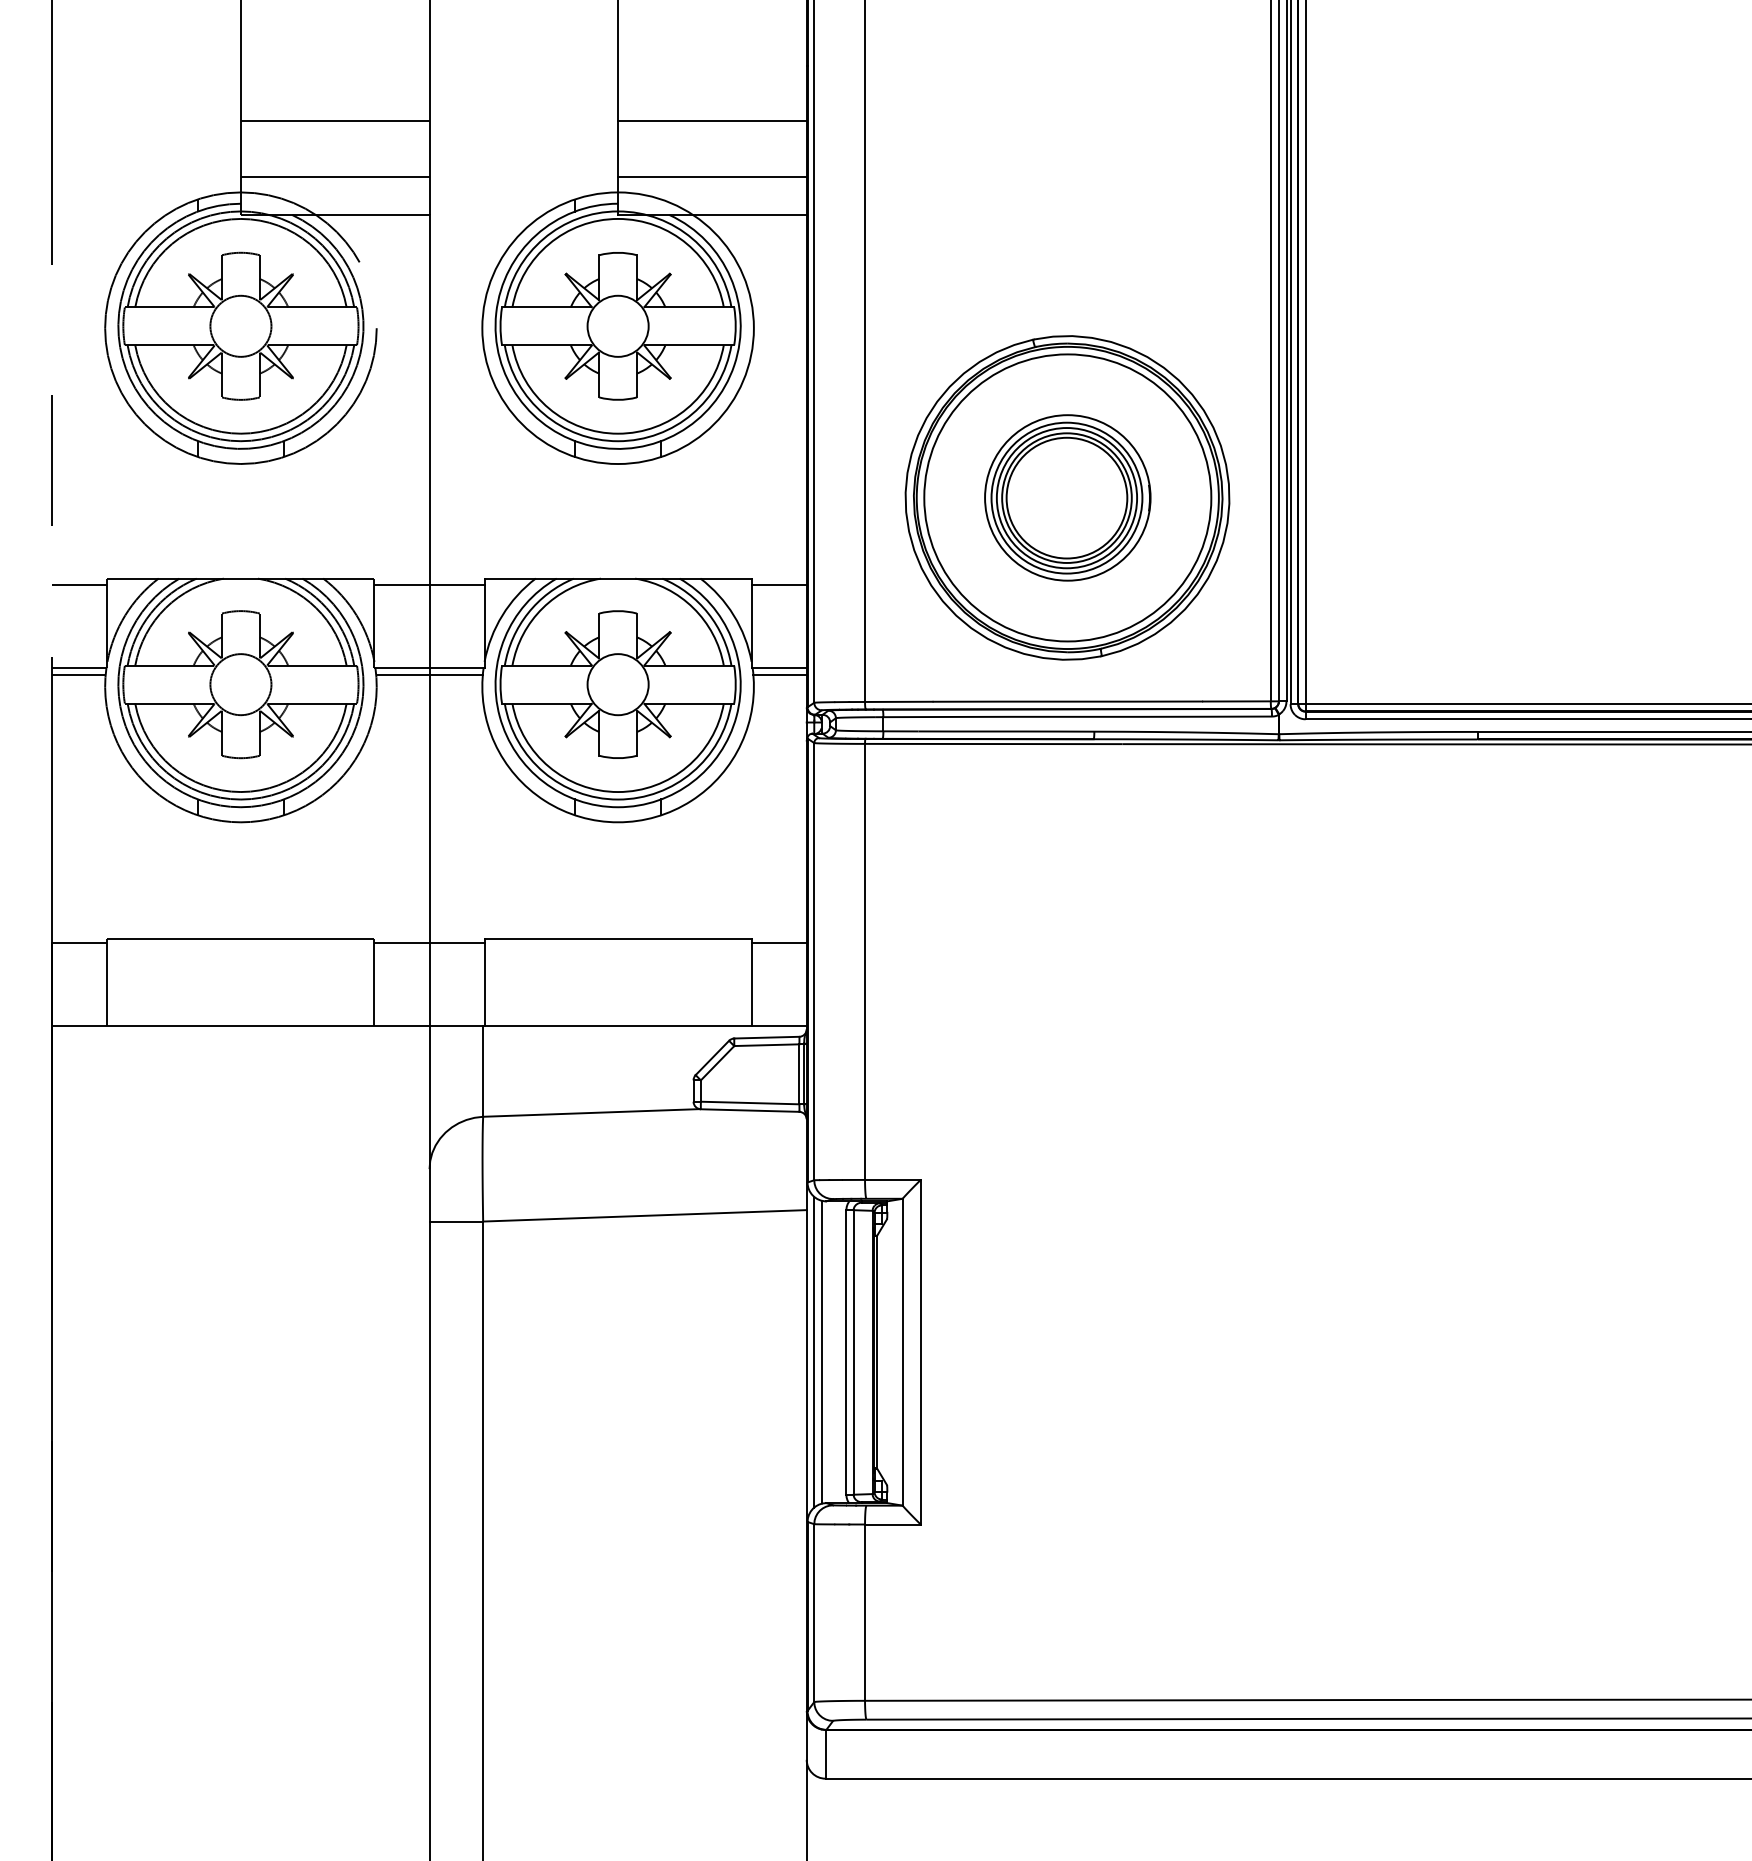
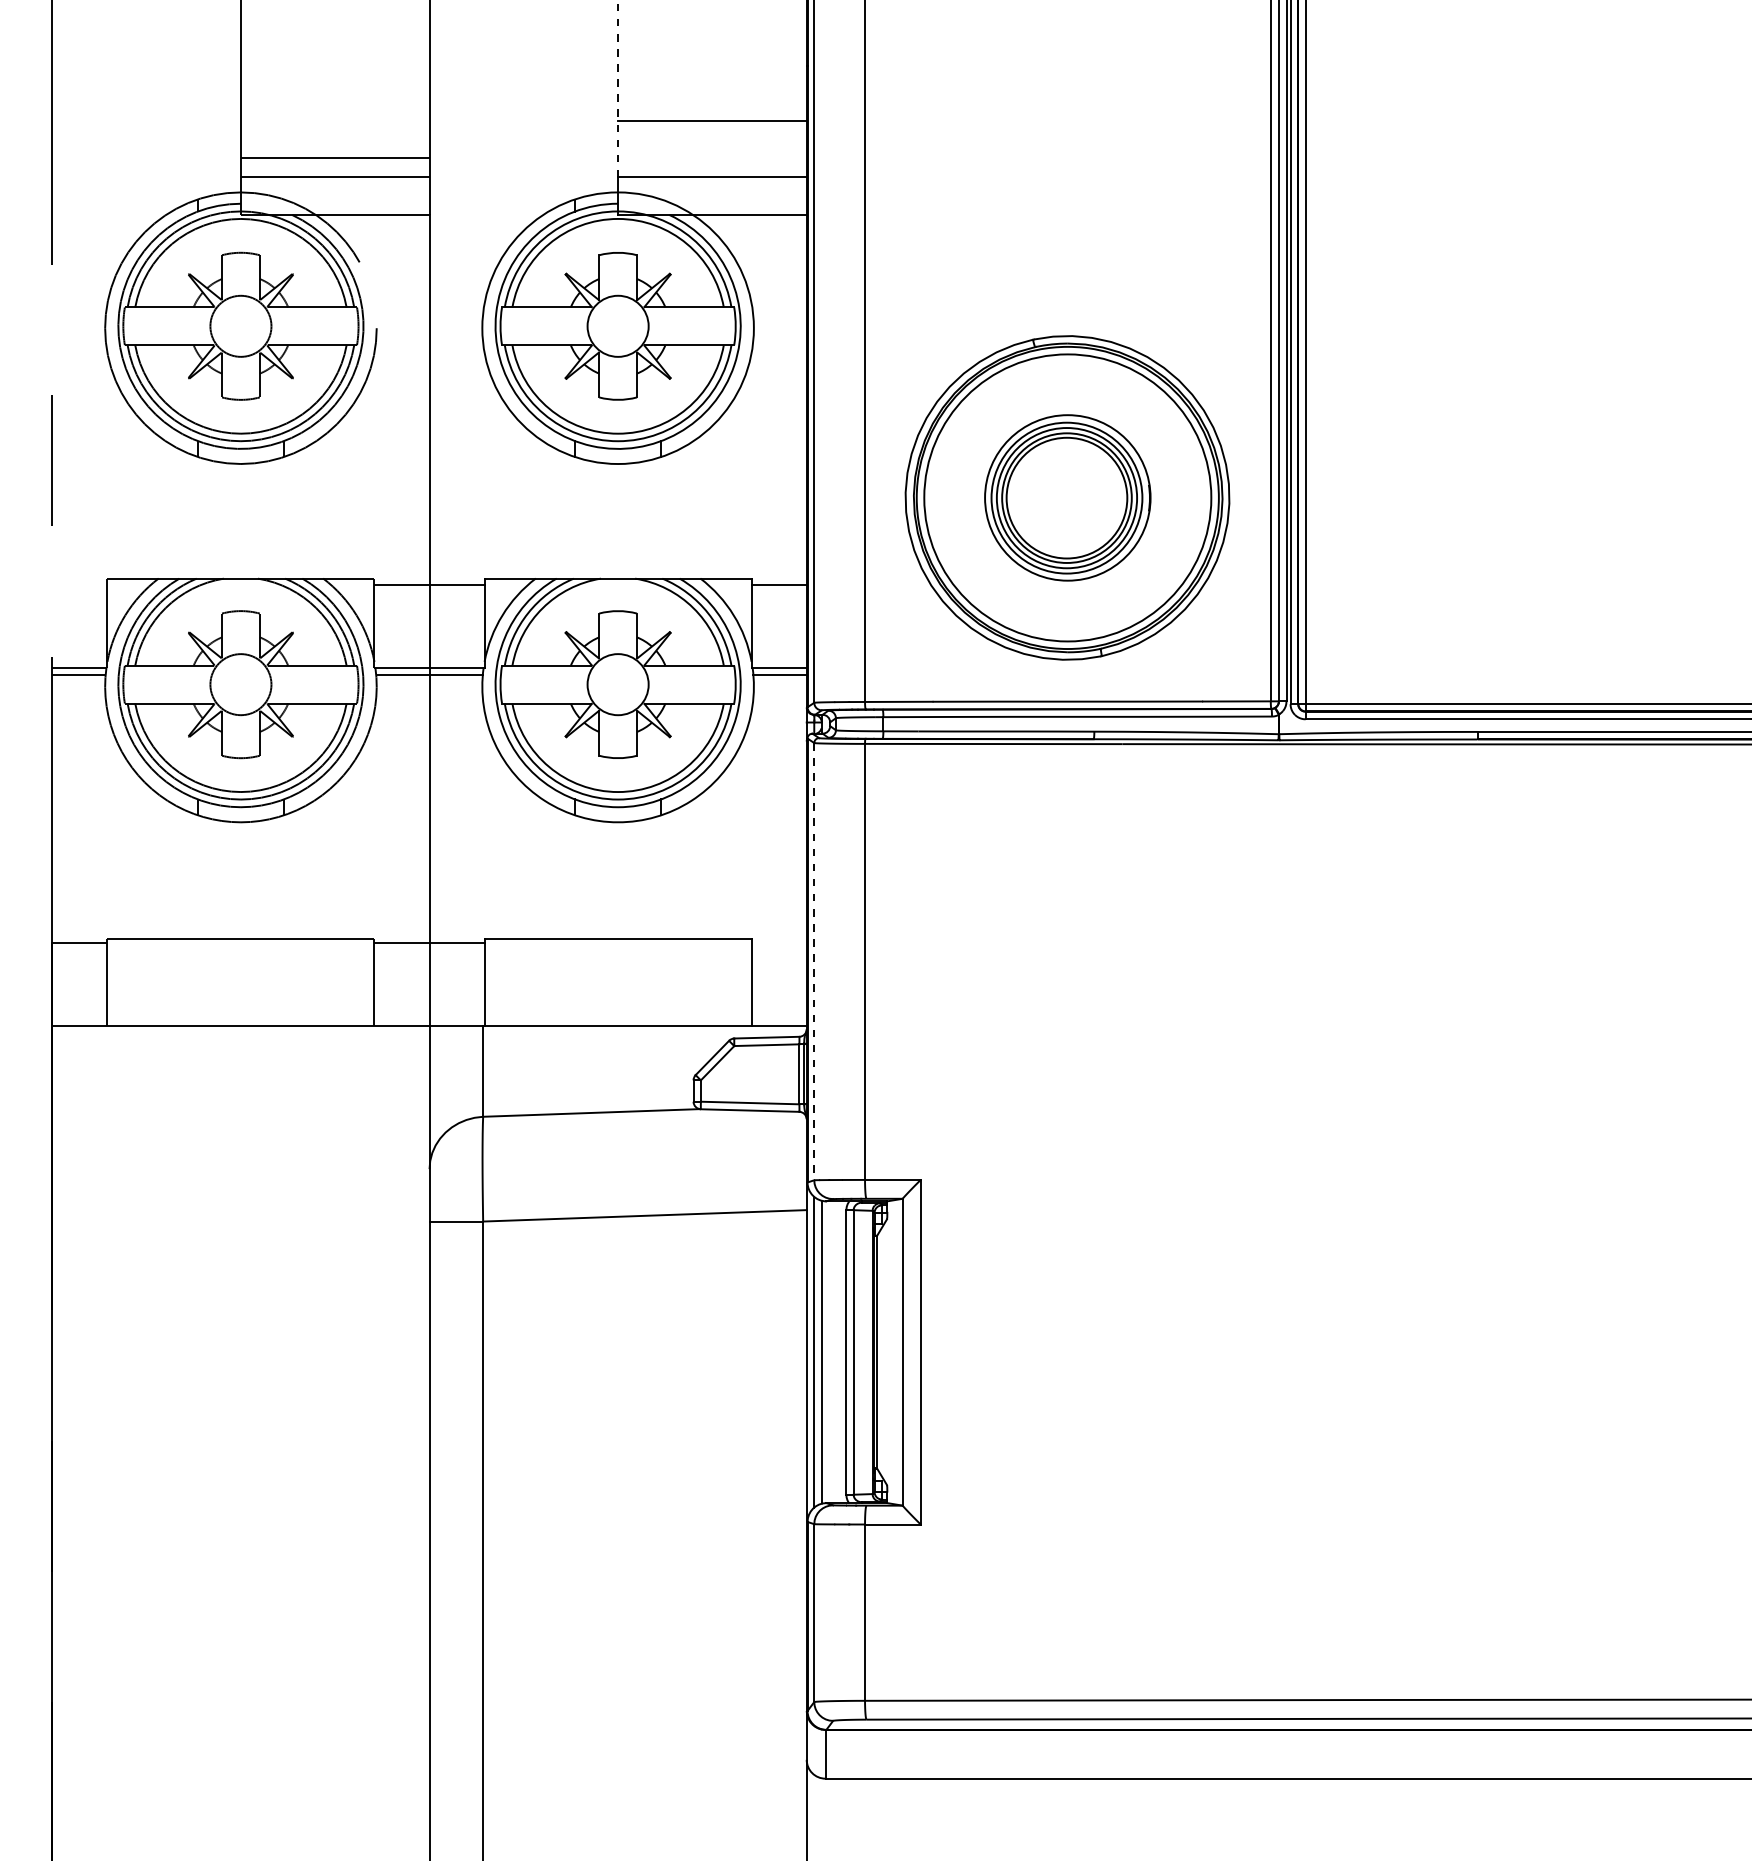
line: solid -> dashed (618, 88)
line position: (334, 120) -> (334, 157) (334, 157)
line: present -> none (79, 584)
line: present -> none (778, 943)
line: solid -> dashed (814, 961)
